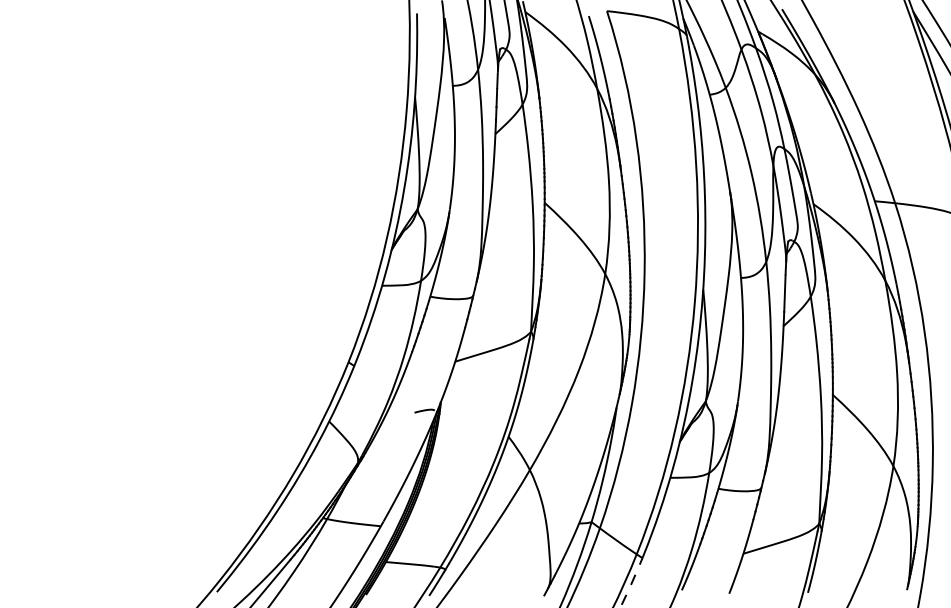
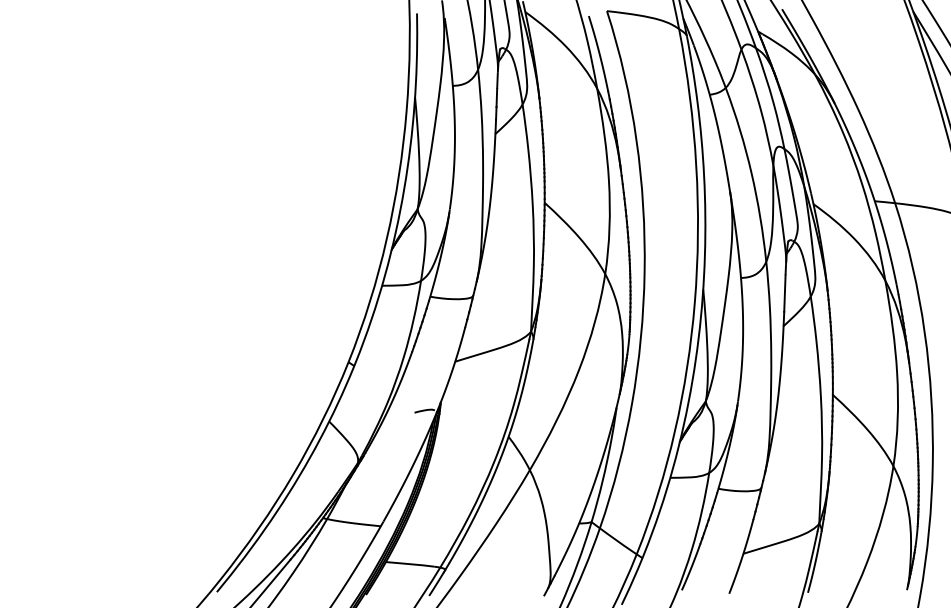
line: dashed -> solid (632, 581)
